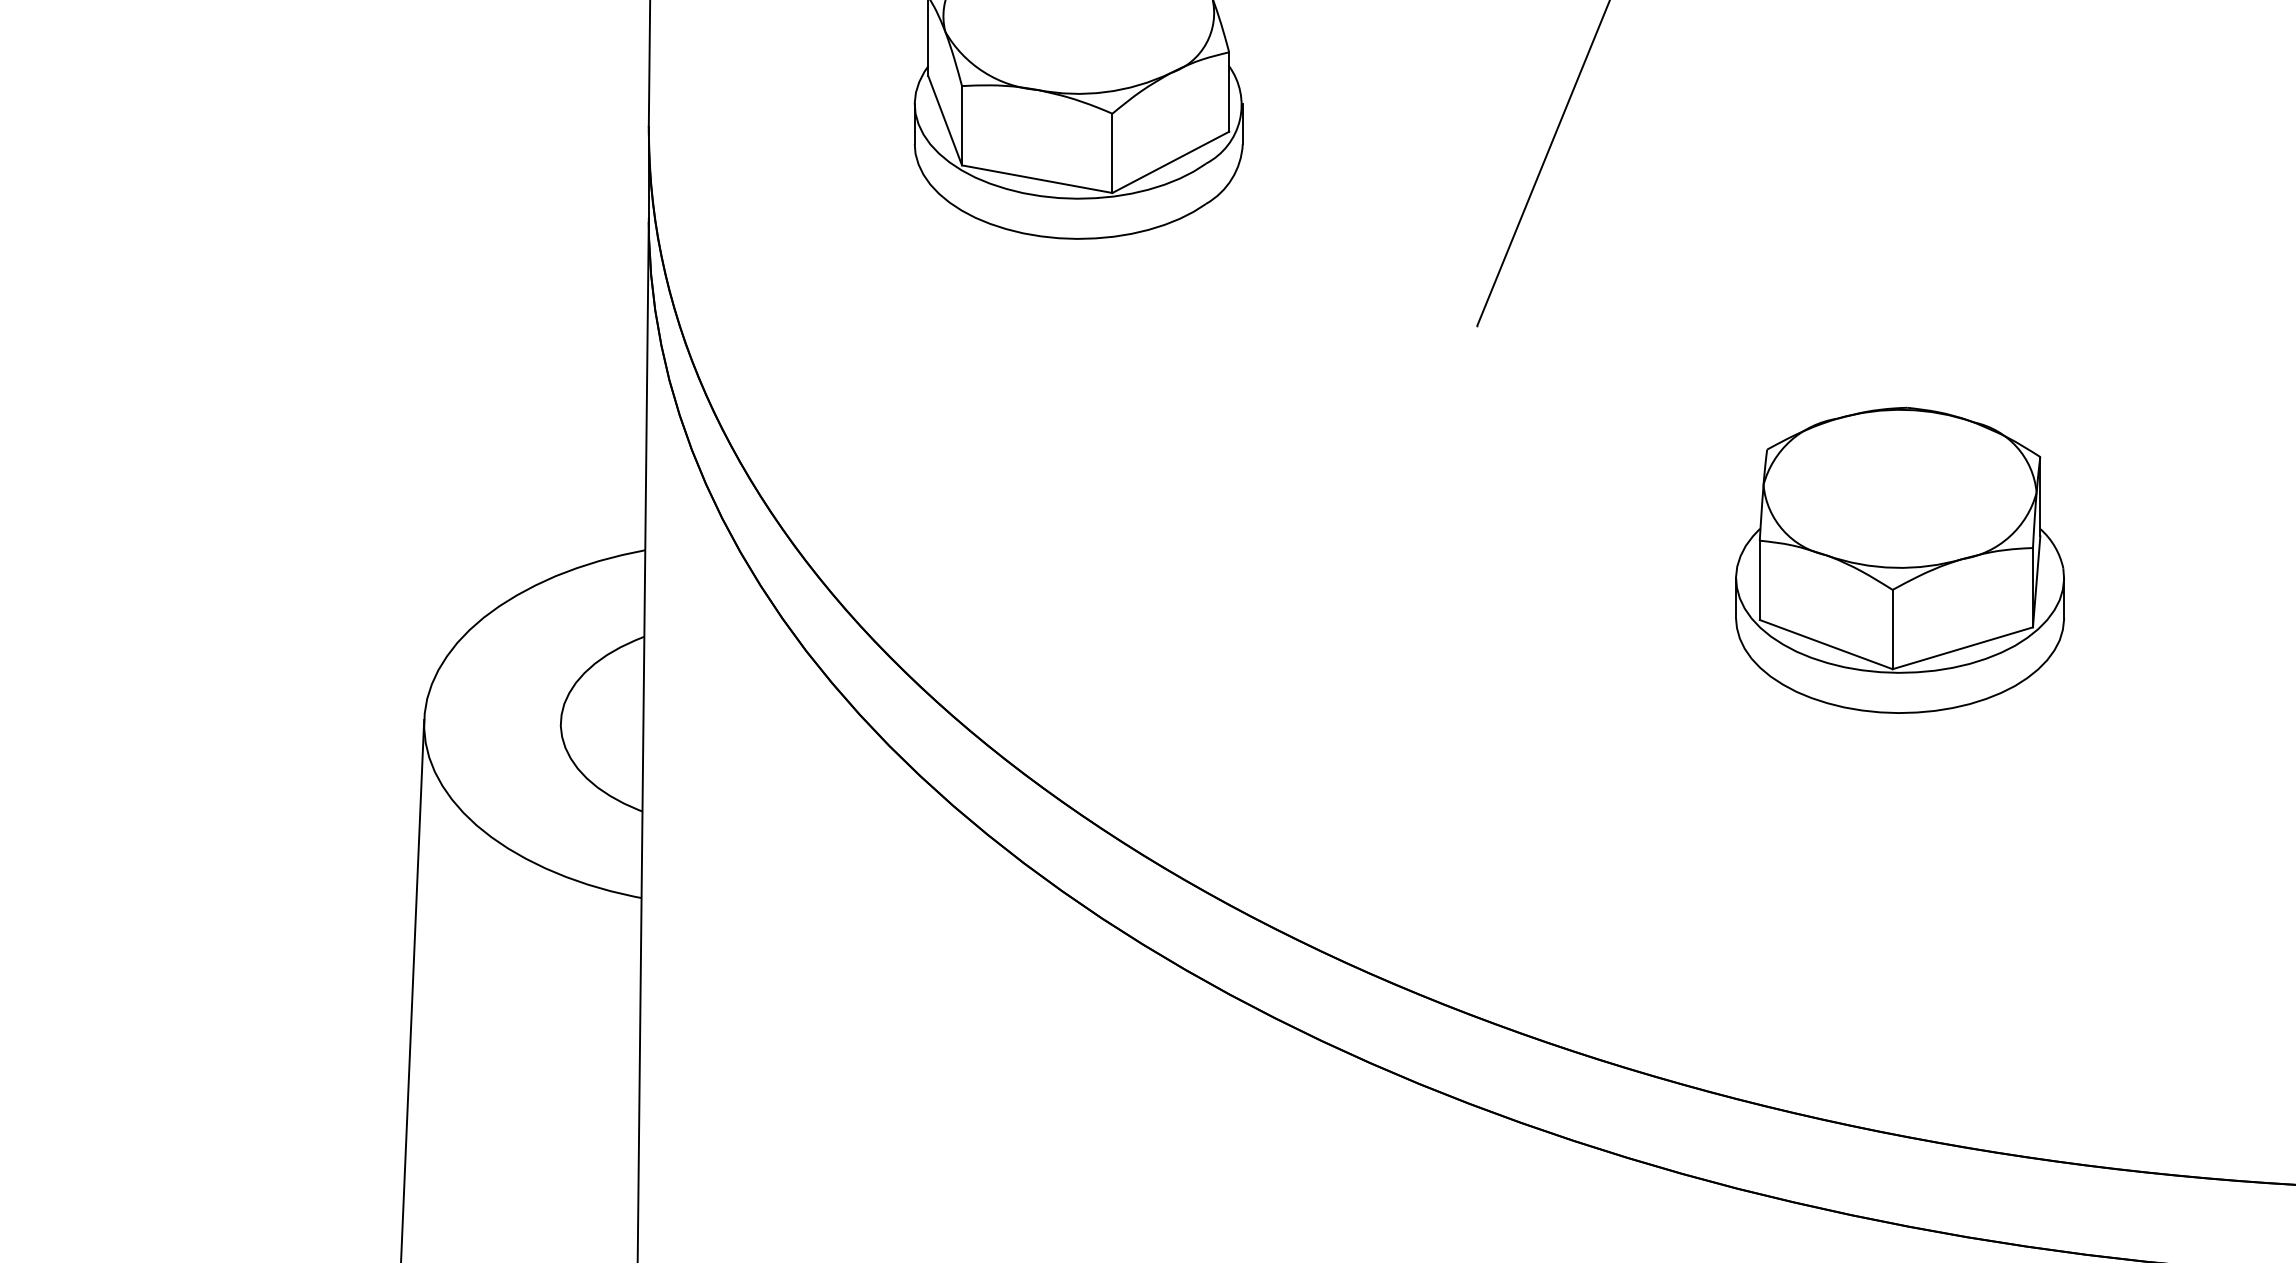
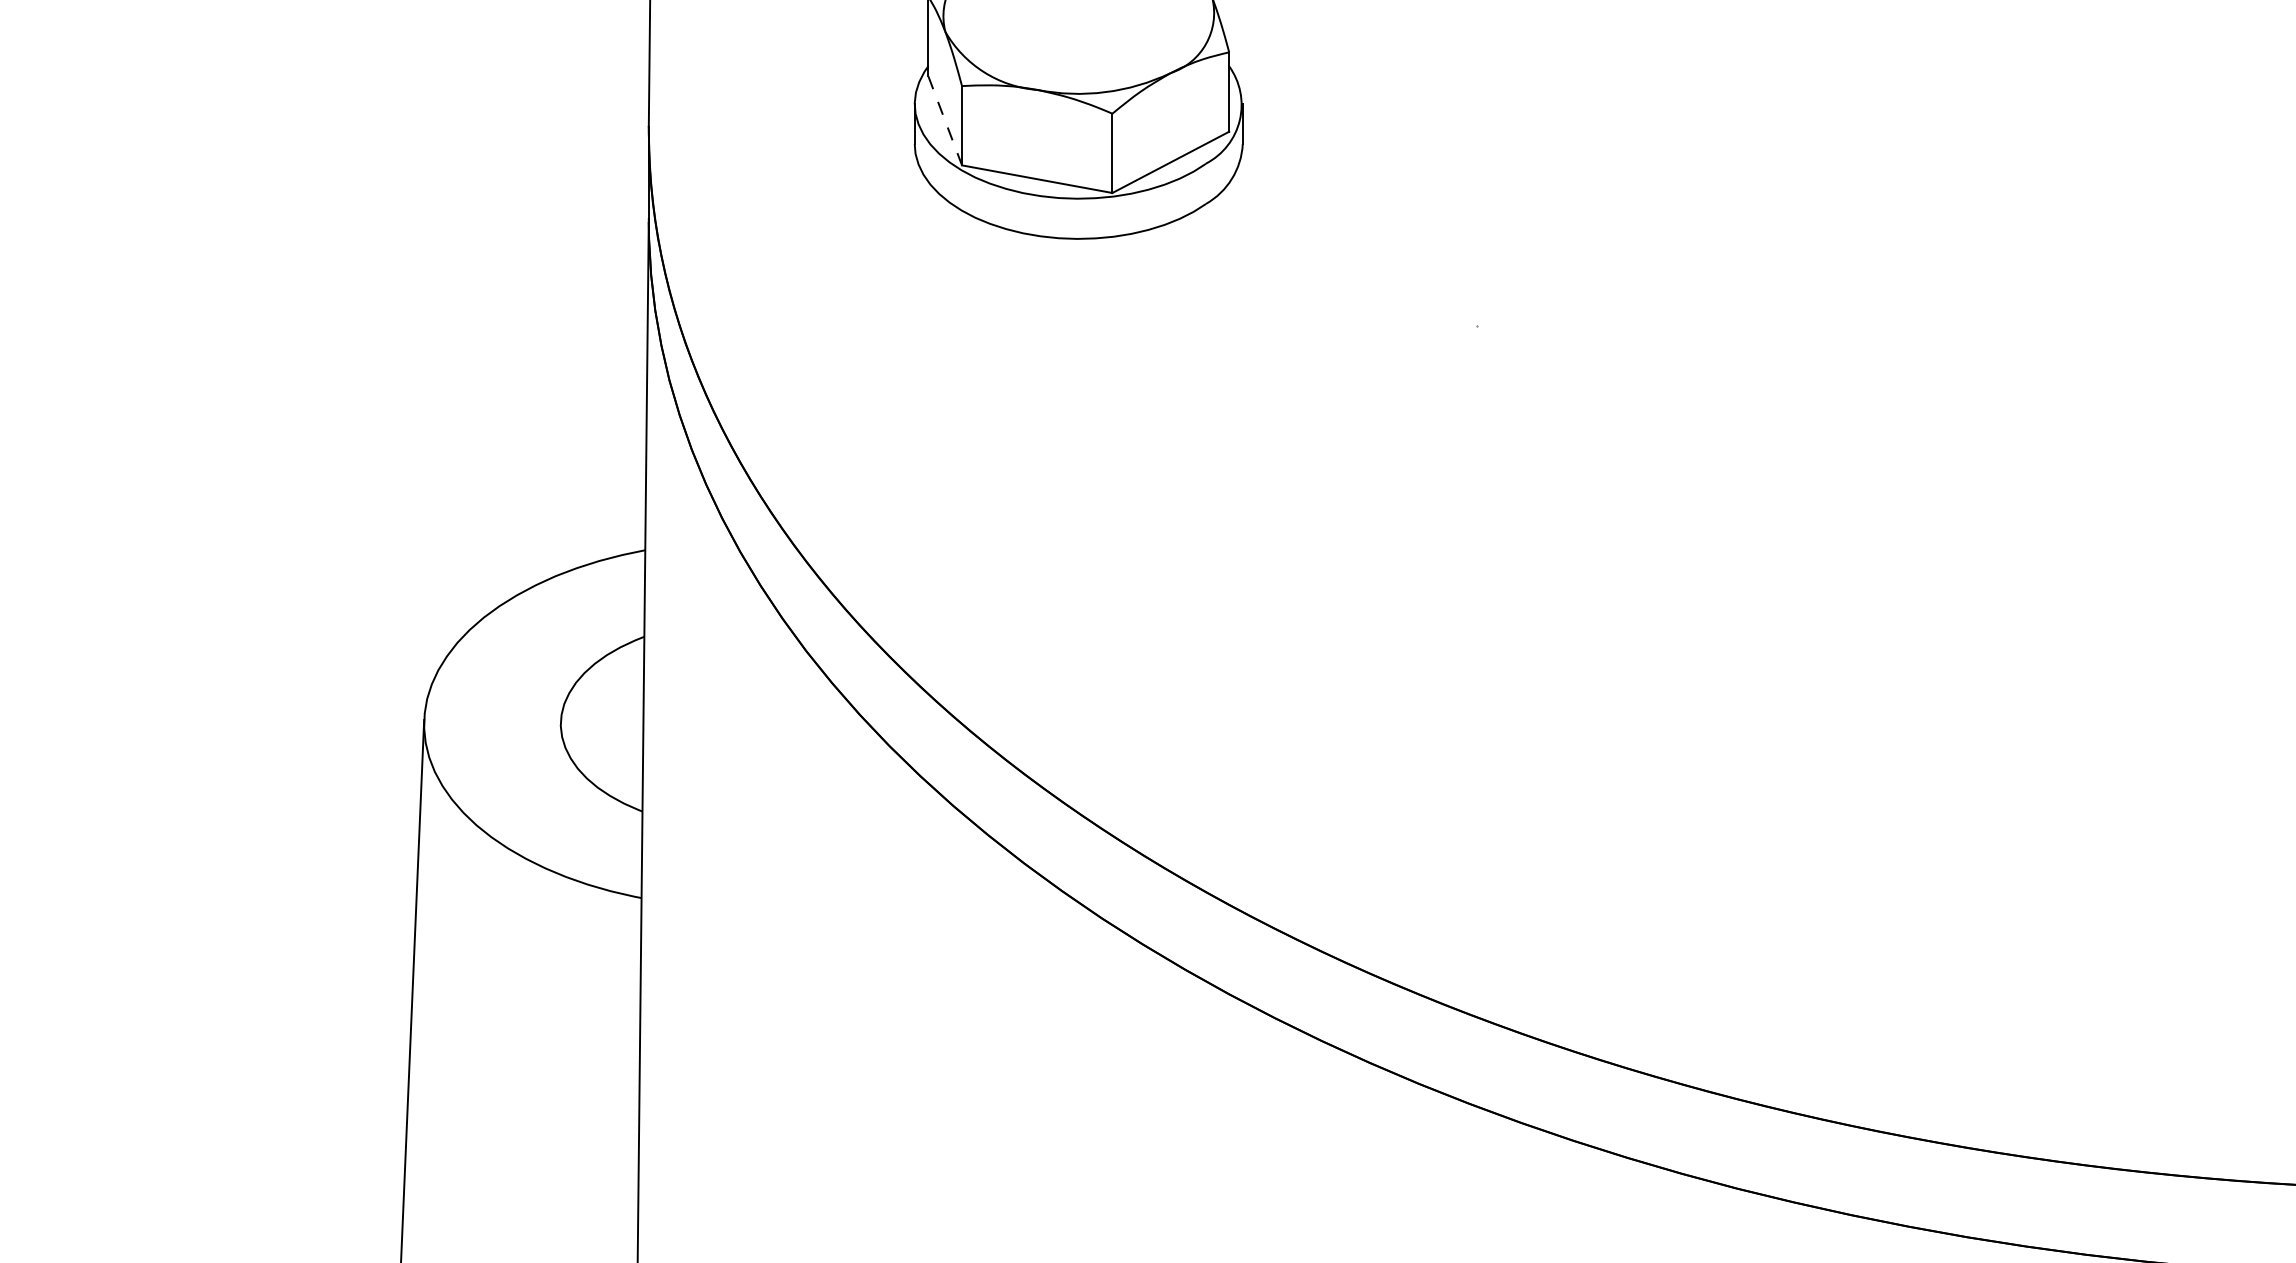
line: solid -> dashed (945, 120)
line: present -> none (1543, 163)
part: present -> none (1899, 559)
